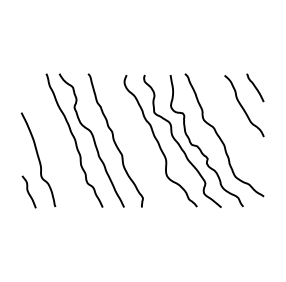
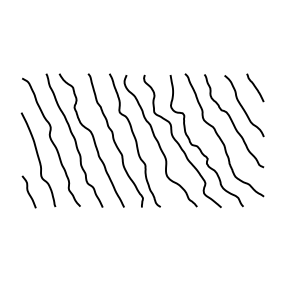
curve: none -> present (233, 121)
curve: none -> present (134, 139)
curve: none -> present (51, 141)
